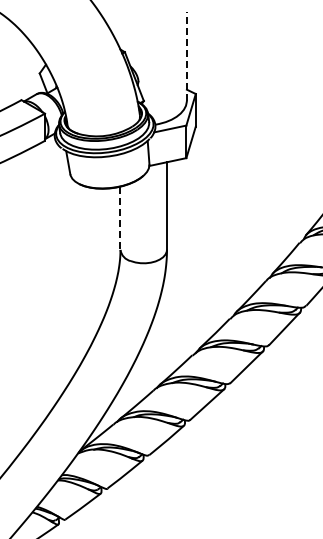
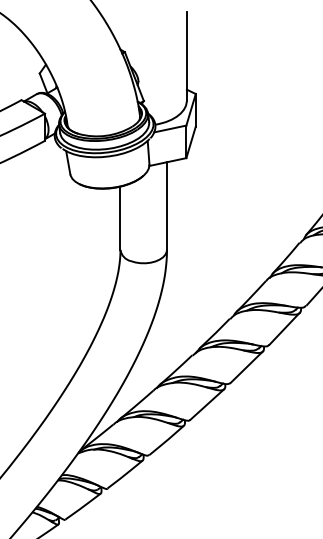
line: dashed -> solid (186, 55)
line: dashed -> solid (120, 218)
